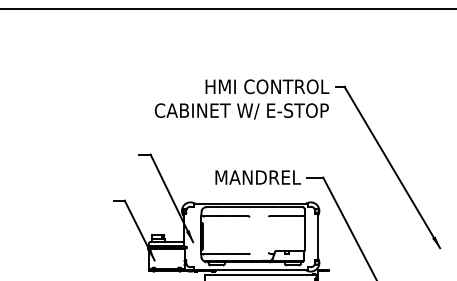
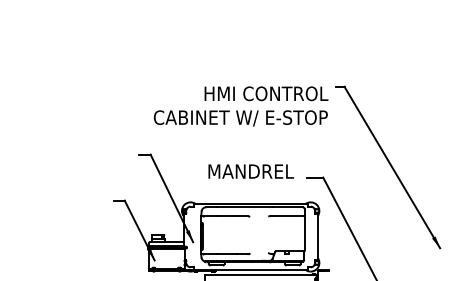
line: present -> none (227, 9)
text position: (241, 99) -> (240, 106) (240, 106)
text position: (257, 177) -> (250, 171) (250, 171)
